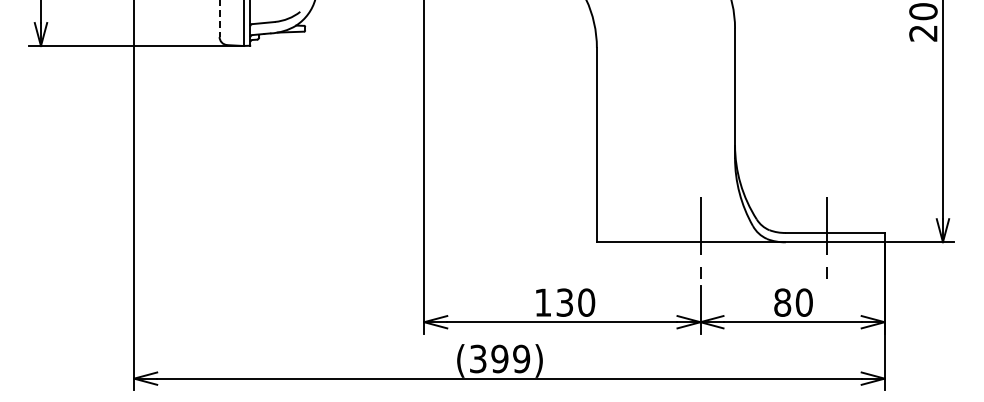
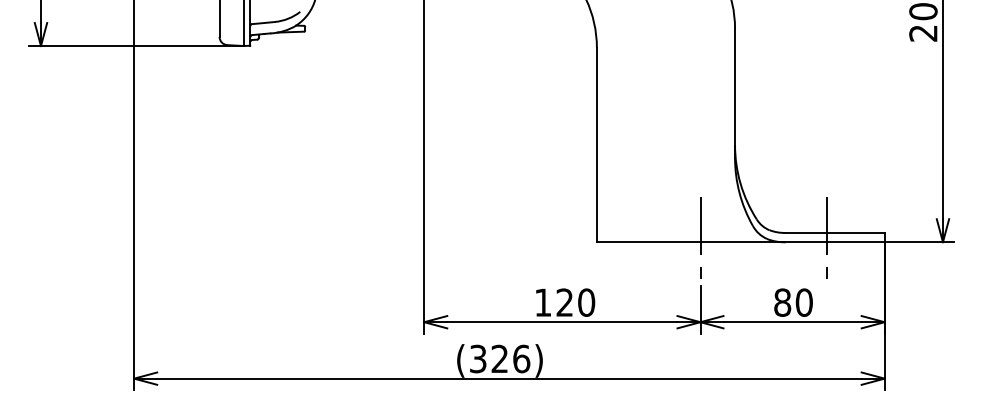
line: dashed -> solid (219, 19)
text: 130 -> 120 (564, 302)
text: (399) -> (326) (510, 358)
